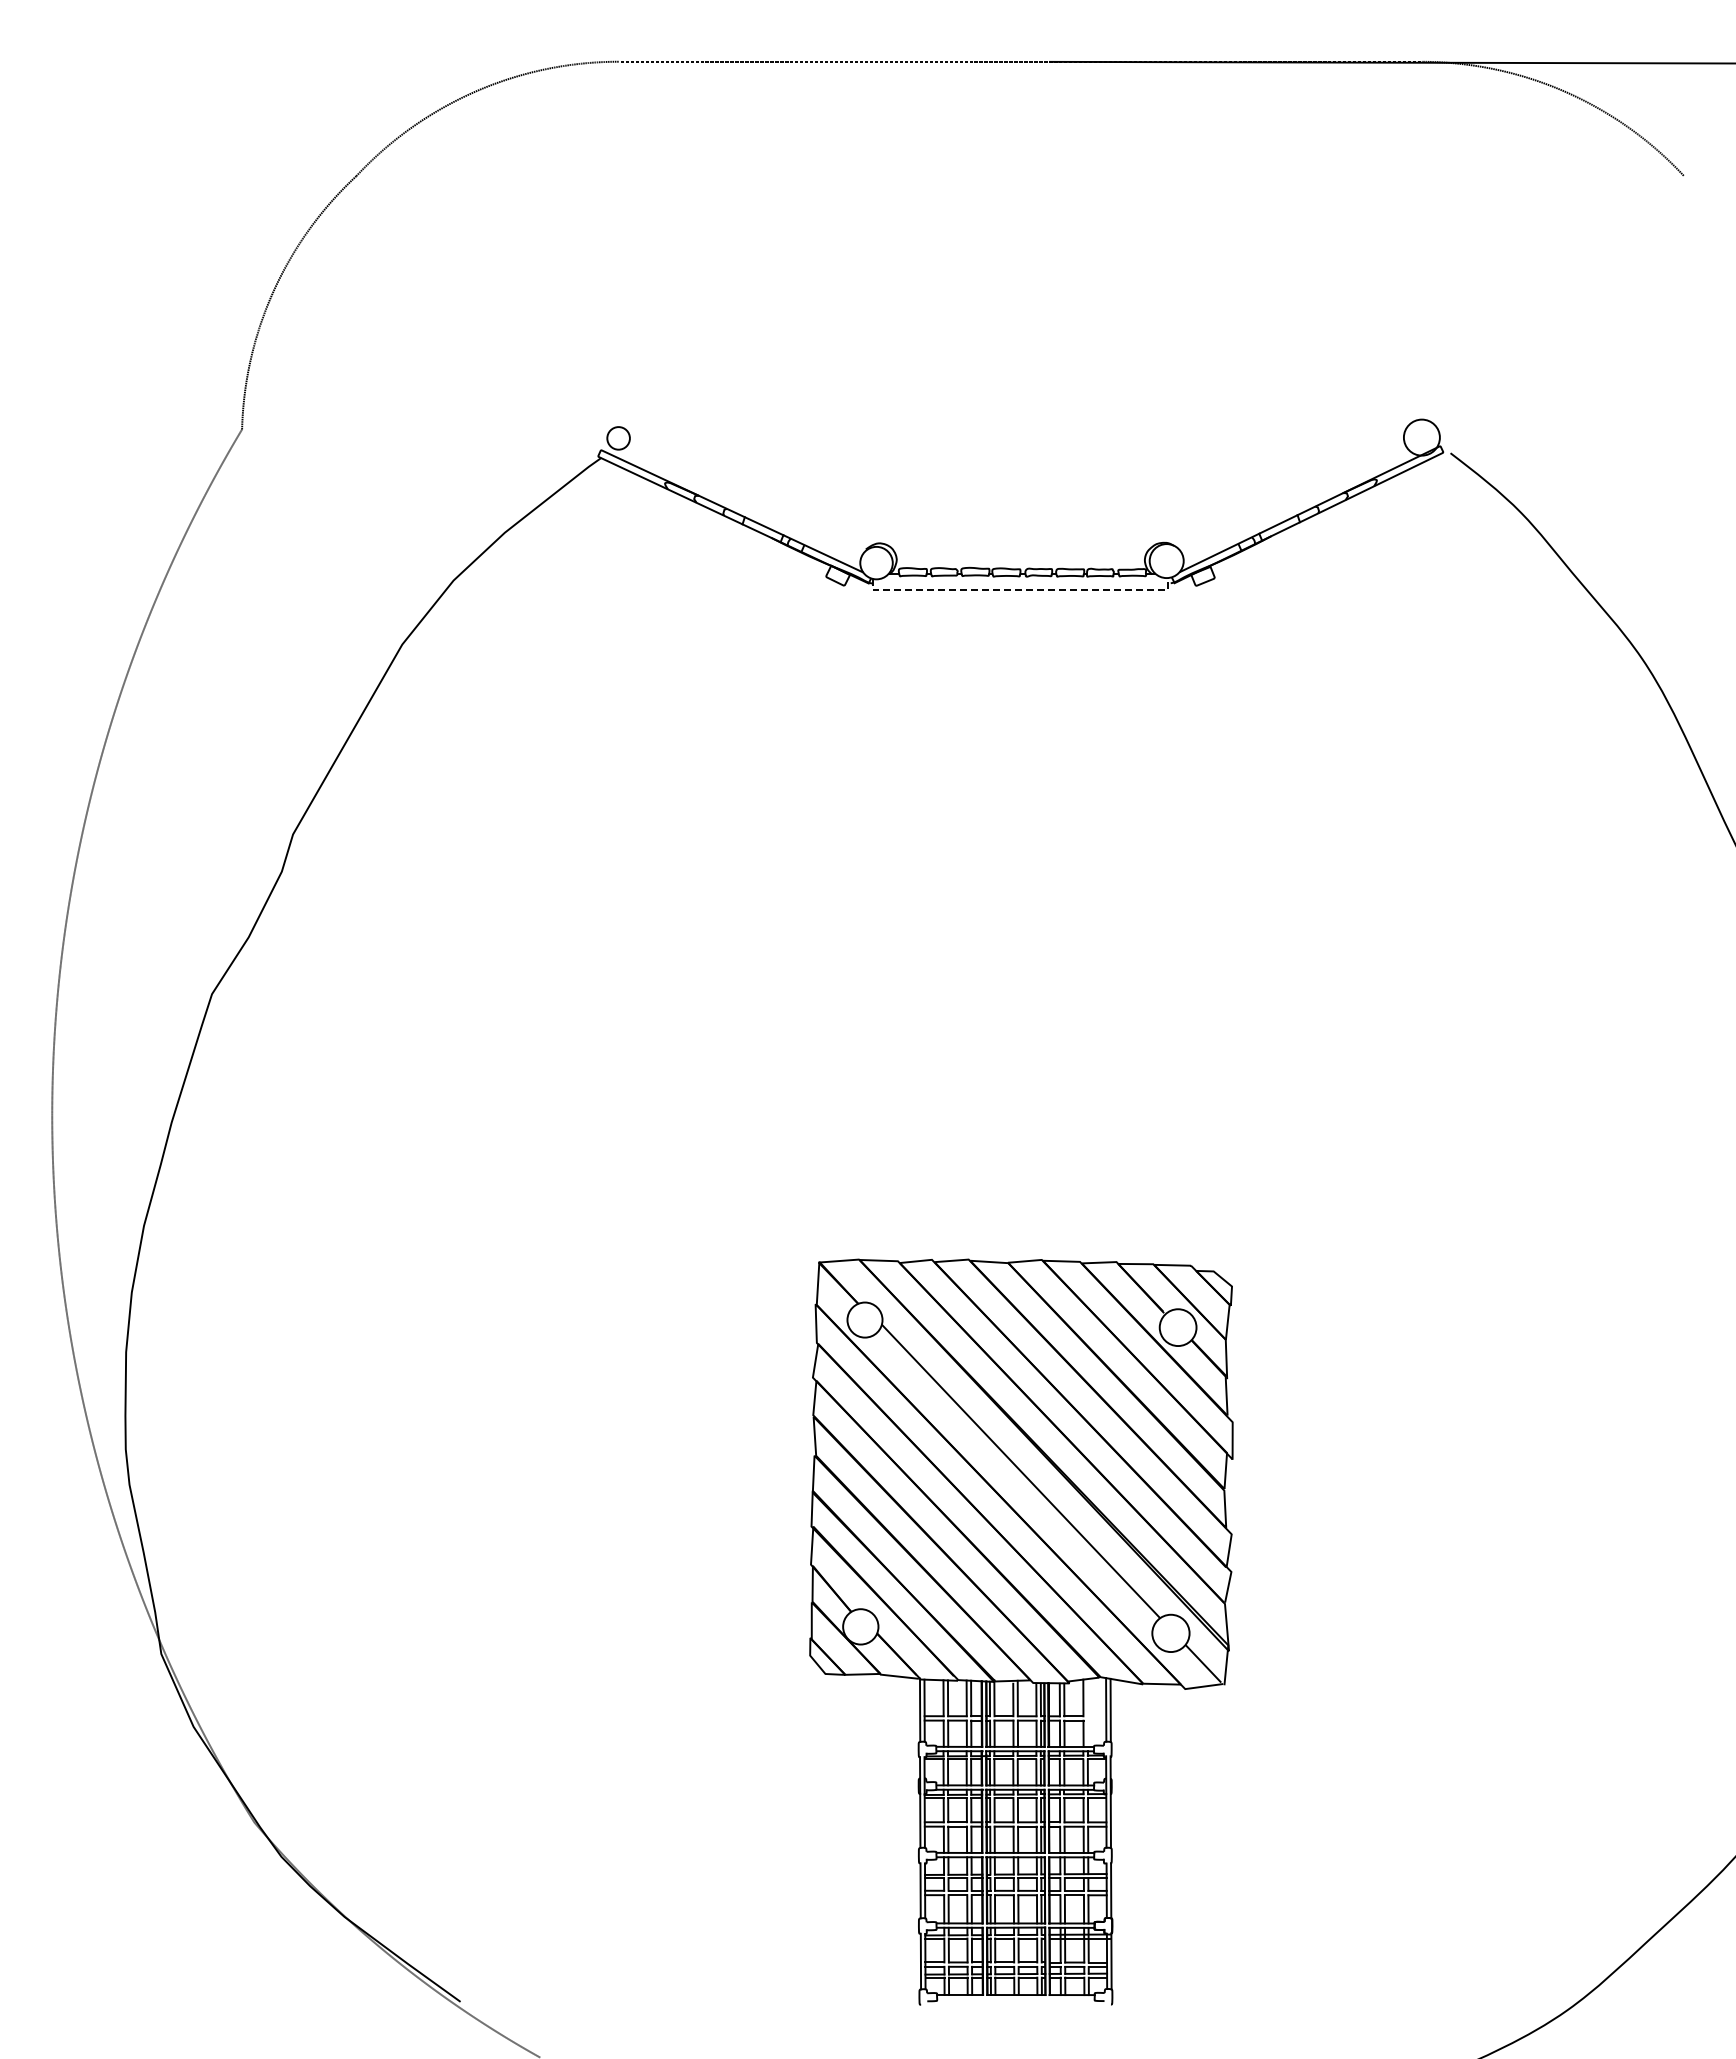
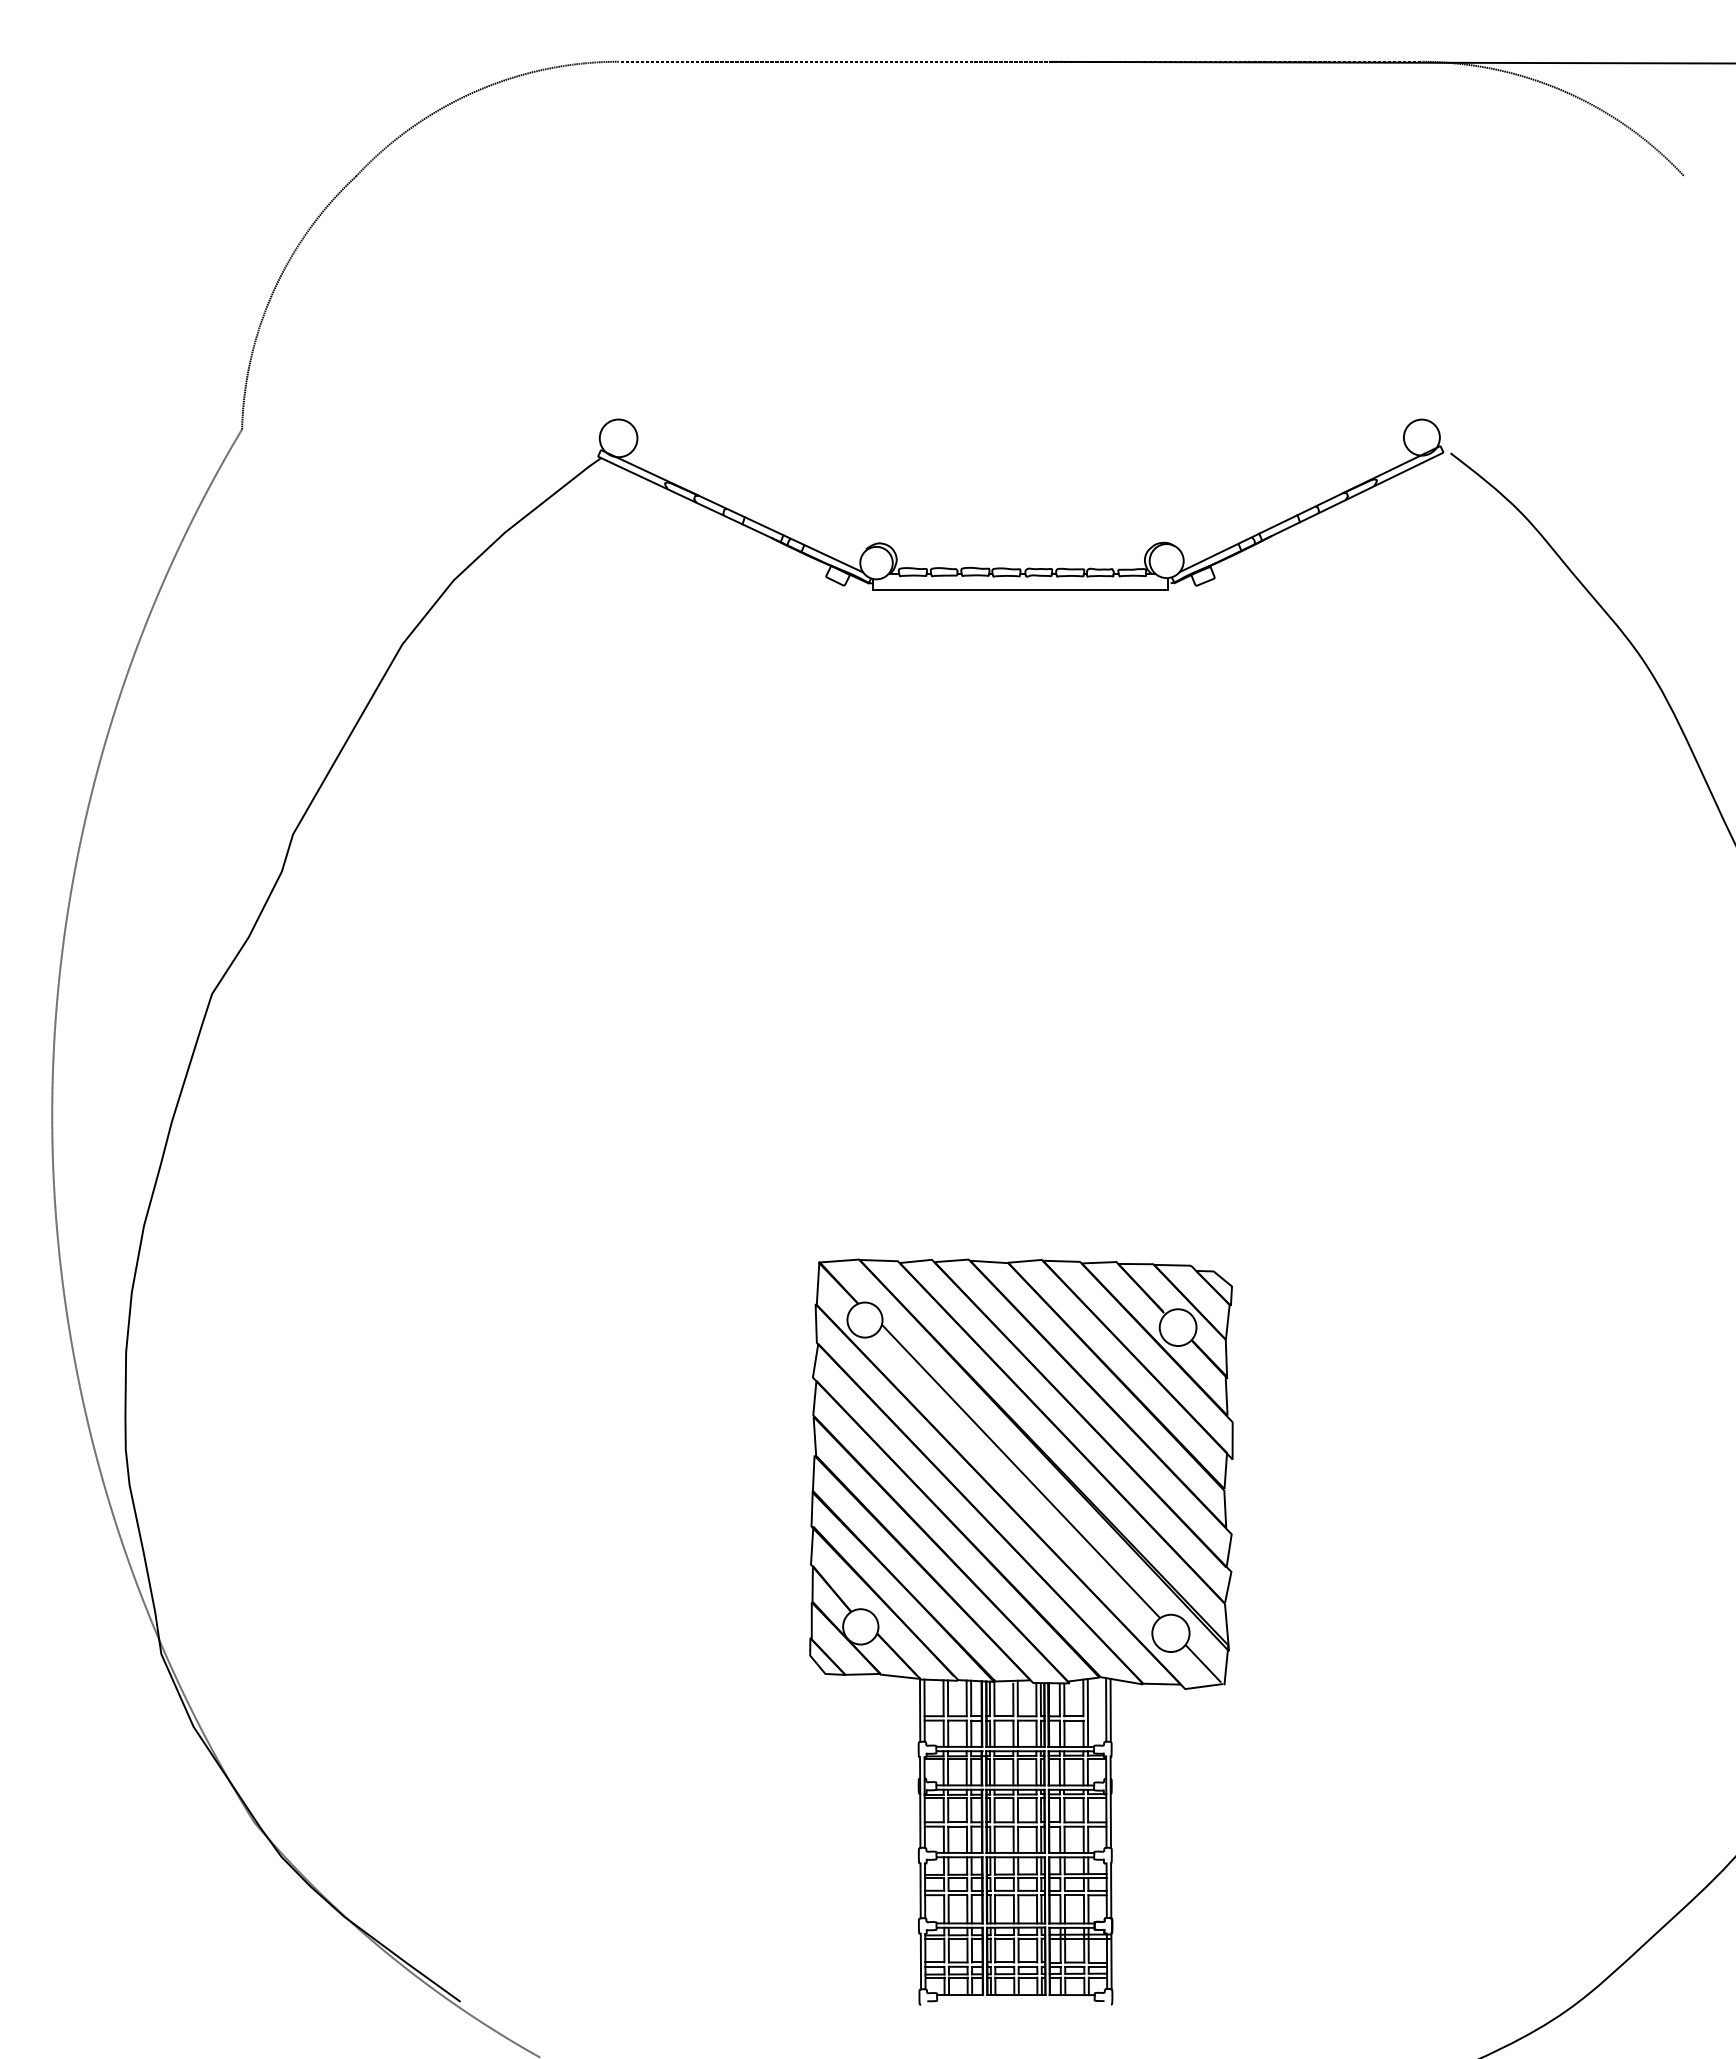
circle diameter: 23 px -> 38 px (618, 438)
line: dashed -> solid (1021, 590)
line: none -> present (1087, 1712)
